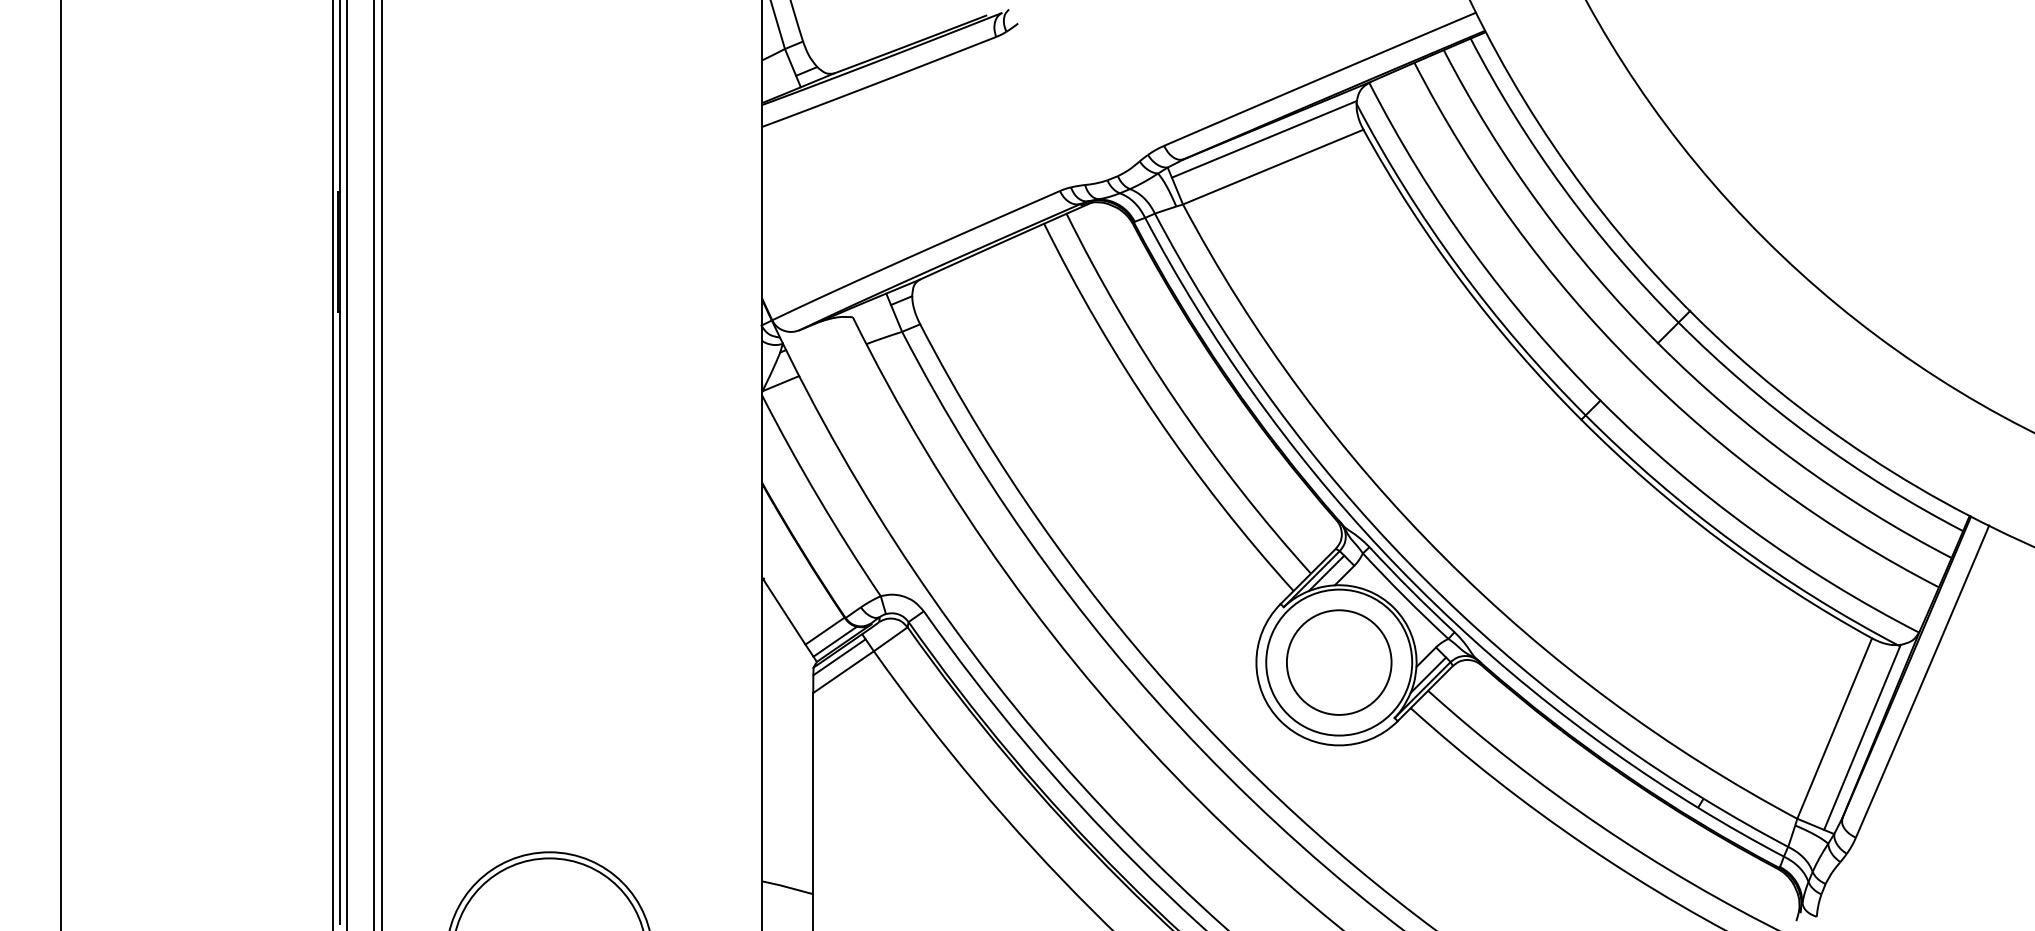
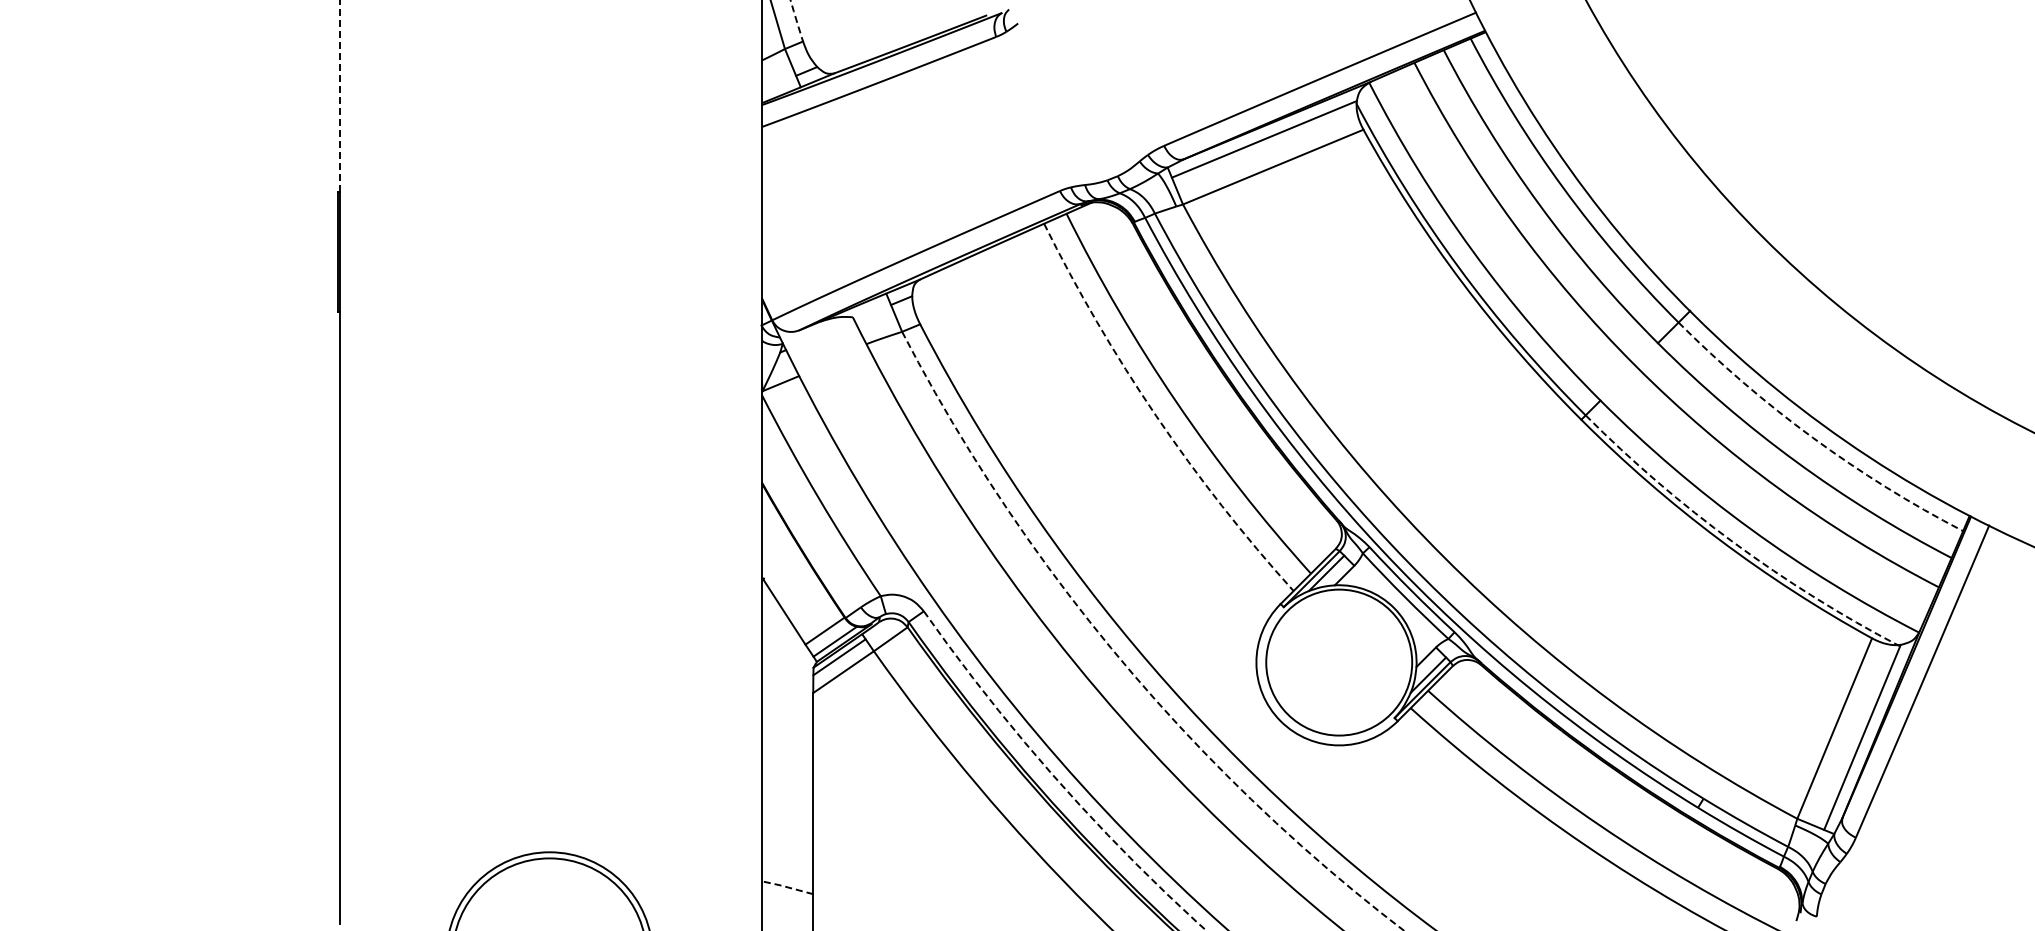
arc: solid -> dashed (796, 20)
line: solid -> dashed (340, 96)
arc: solid -> dashed (1156, 416)
arc: solid -> dashed (1812, 437)
line: present -> none (61, 464)
line: present -> none (333, 464)
line: present -> none (347, 464)
line: present -> none (374, 464)
line: present -> none (381, 464)
arc: solid -> dashed (1733, 542)
arc: solid -> dashed (1120, 659)
circle: present -> none (1339, 662)
arc: solid -> dashed (1056, 779)
line: solid -> dashed (786, 887)
